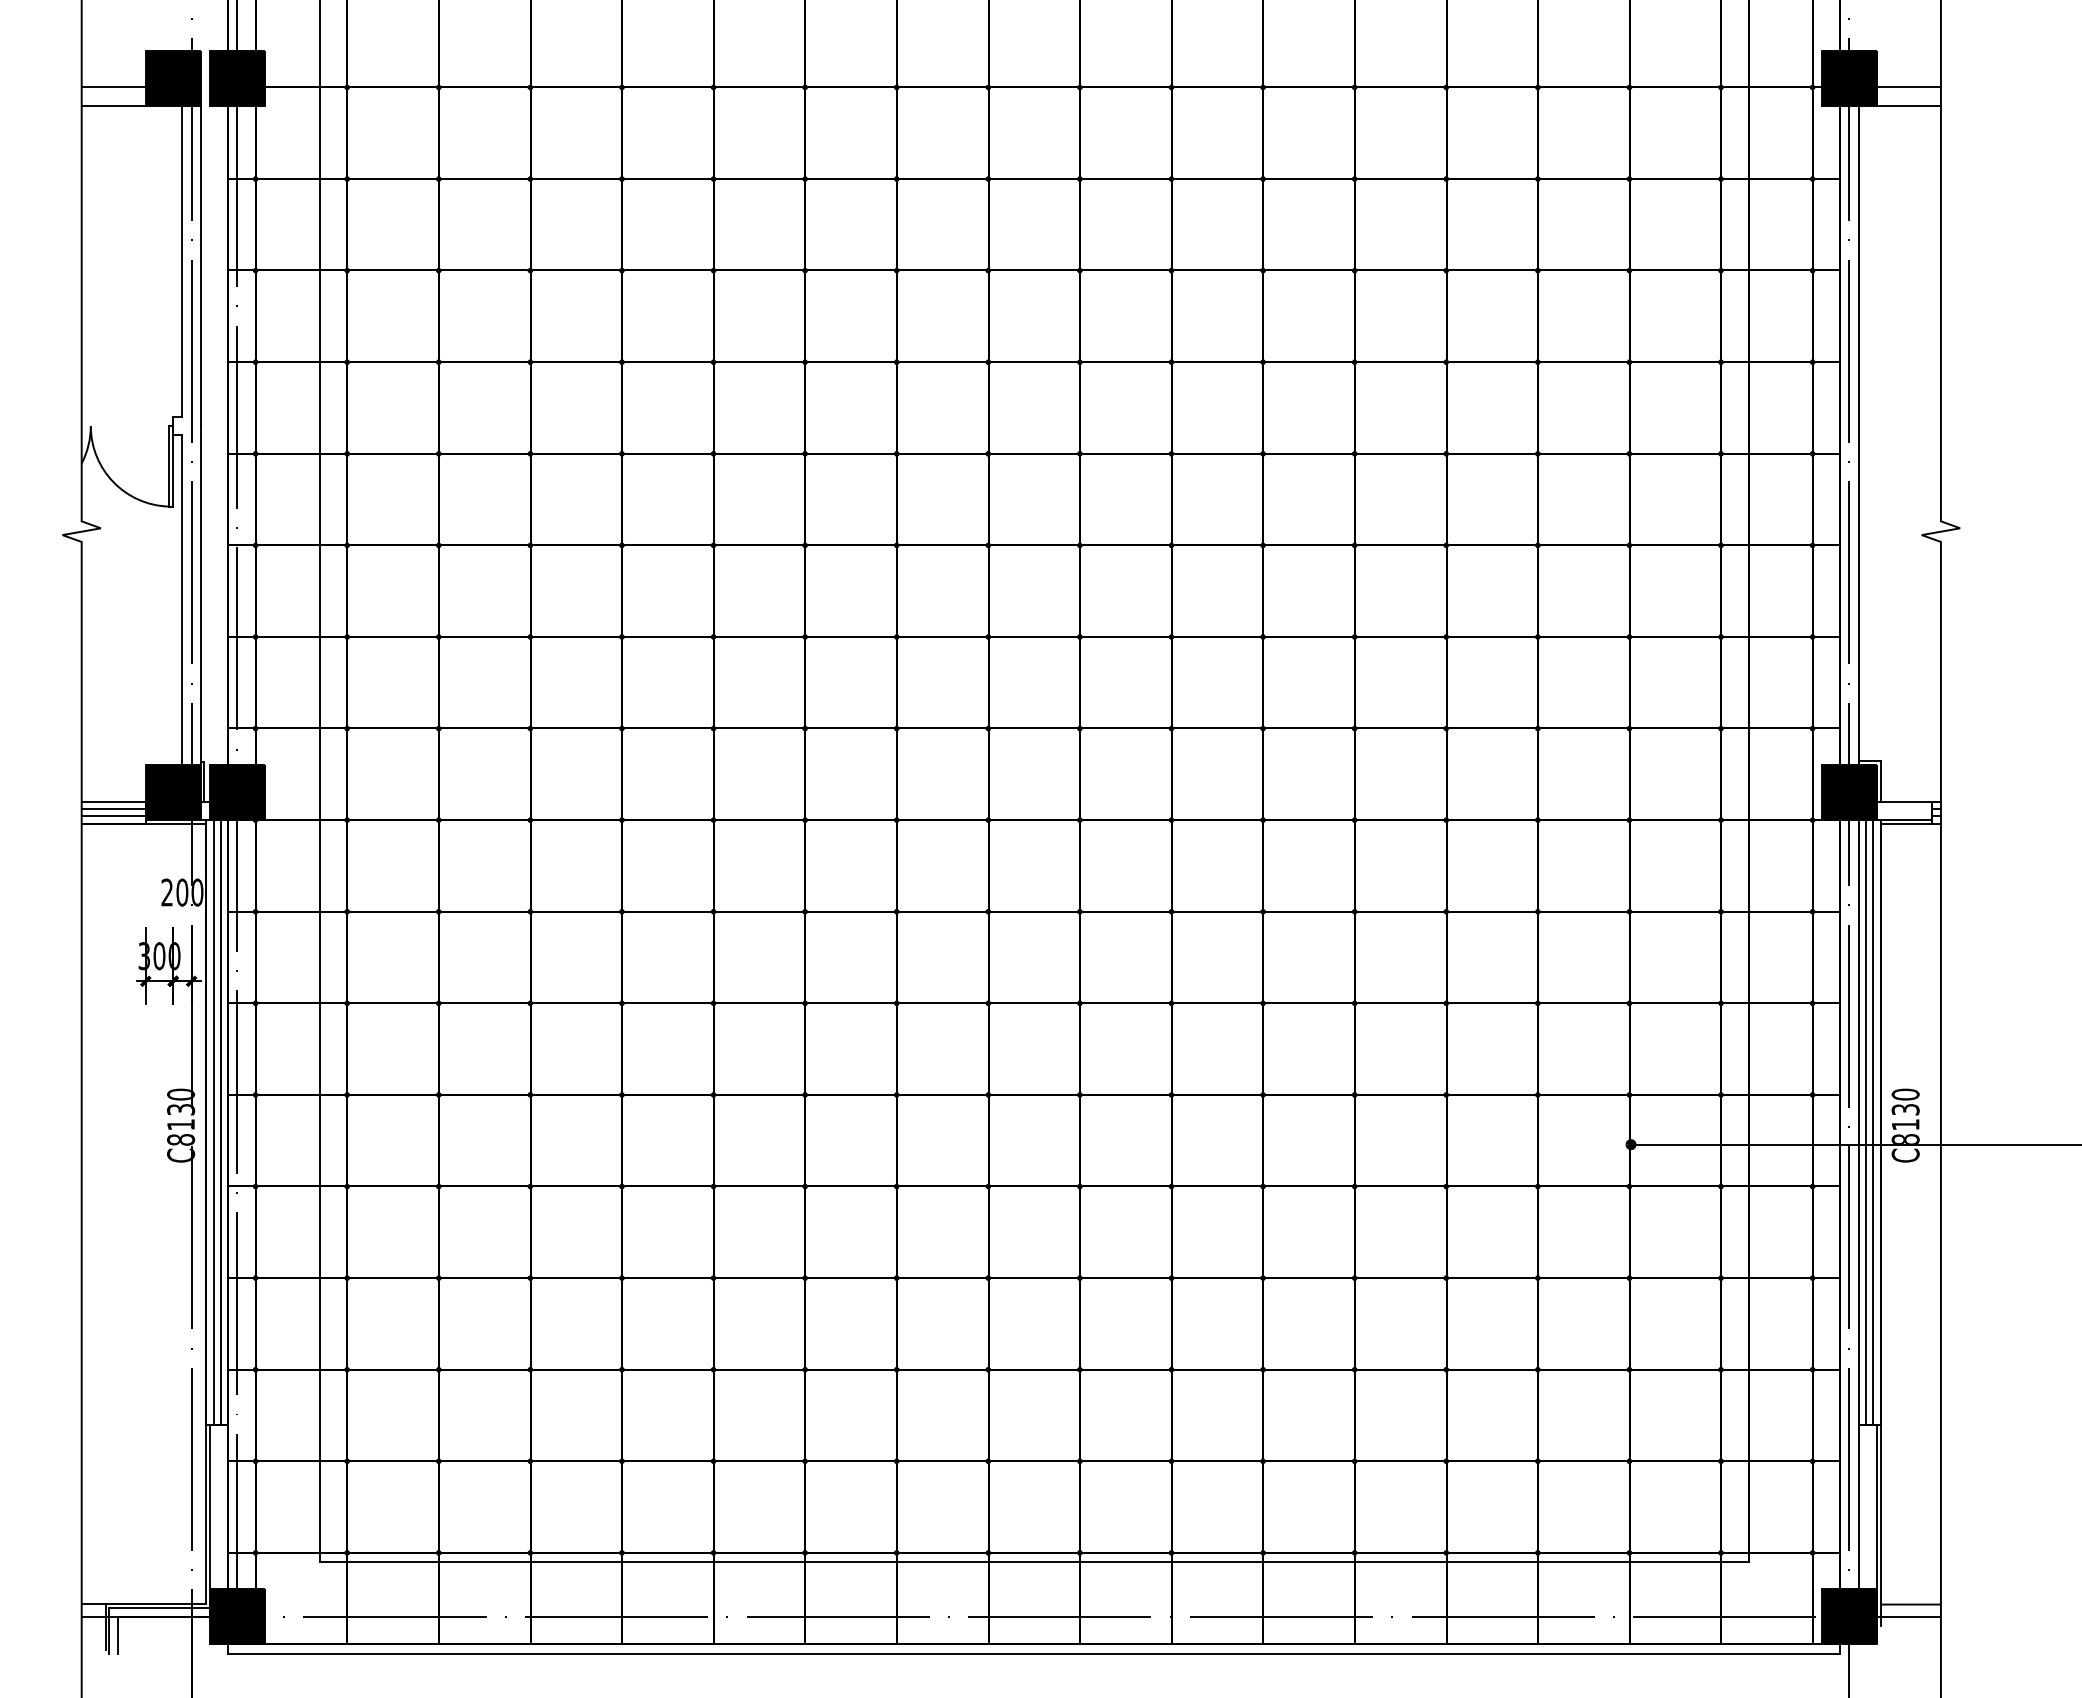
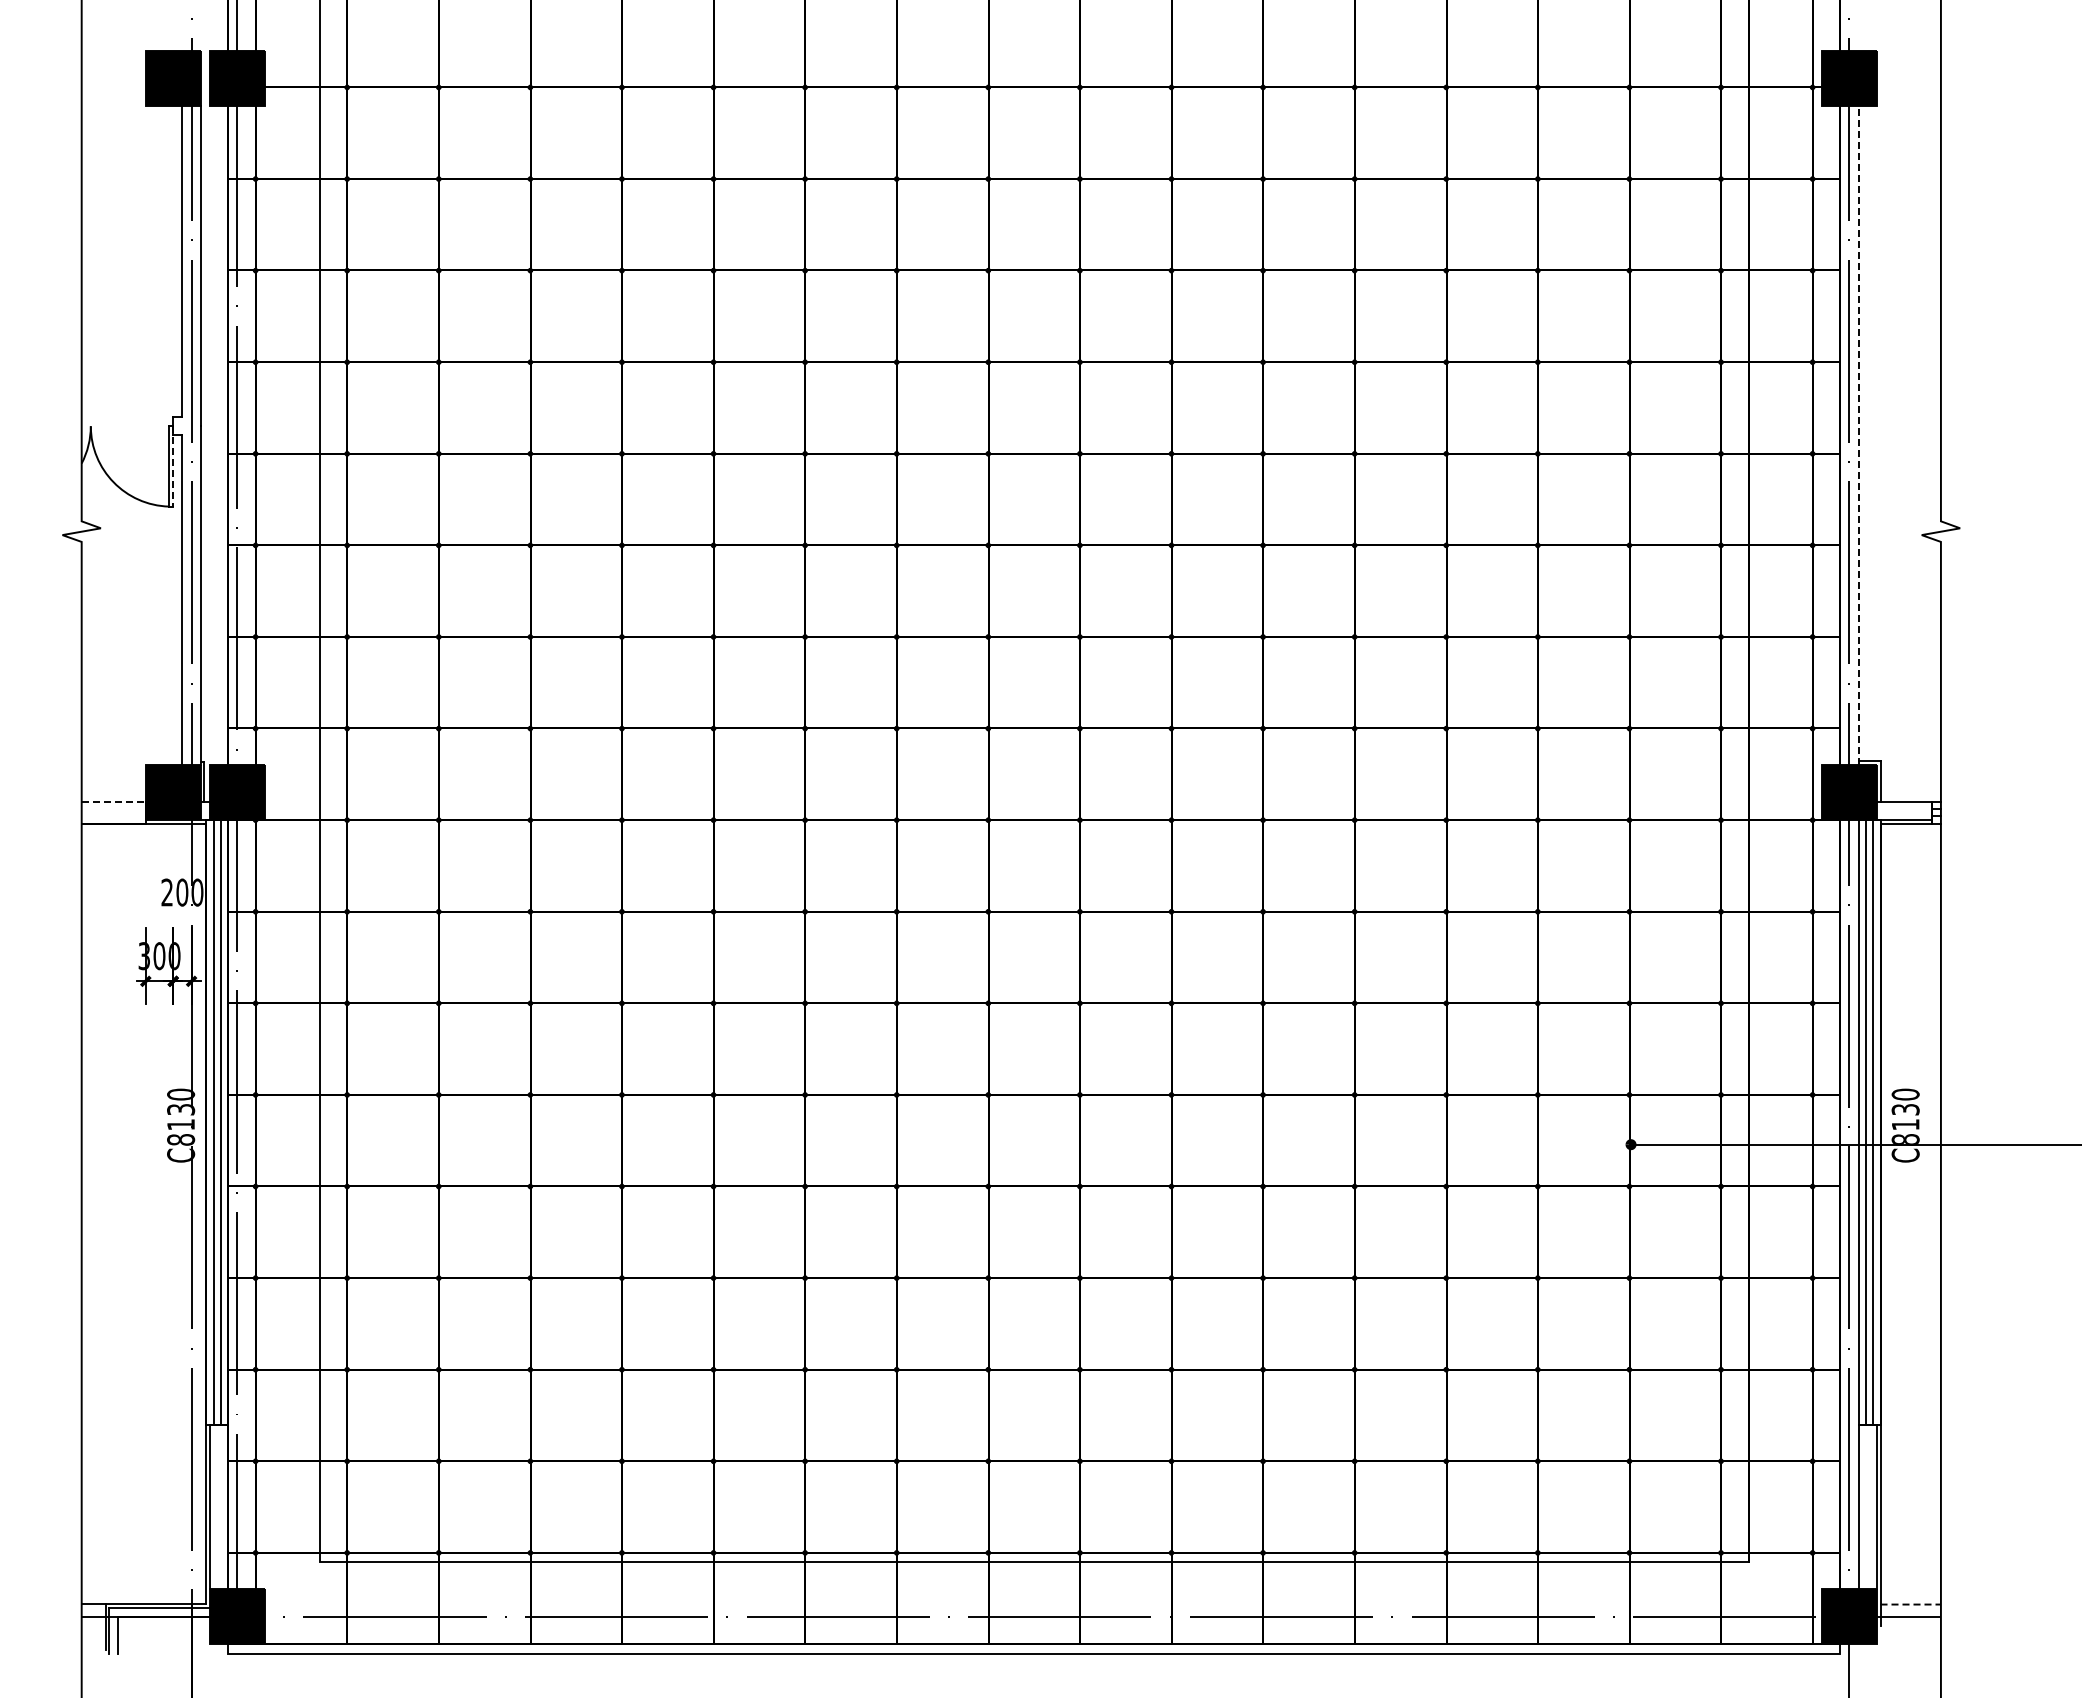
line: present -> none (113, 87)
line: present -> none (1908, 87)
line: present -> none (113, 105)
line: present -> none (1908, 105)
line: solid -> dashed (1858, 435)
line: solid -> dashed (173, 466)
line: solid -> dashed (114, 801)
line: present -> none (113, 809)
line: present -> none (113, 816)
line: solid -> dashed (1911, 1604)
